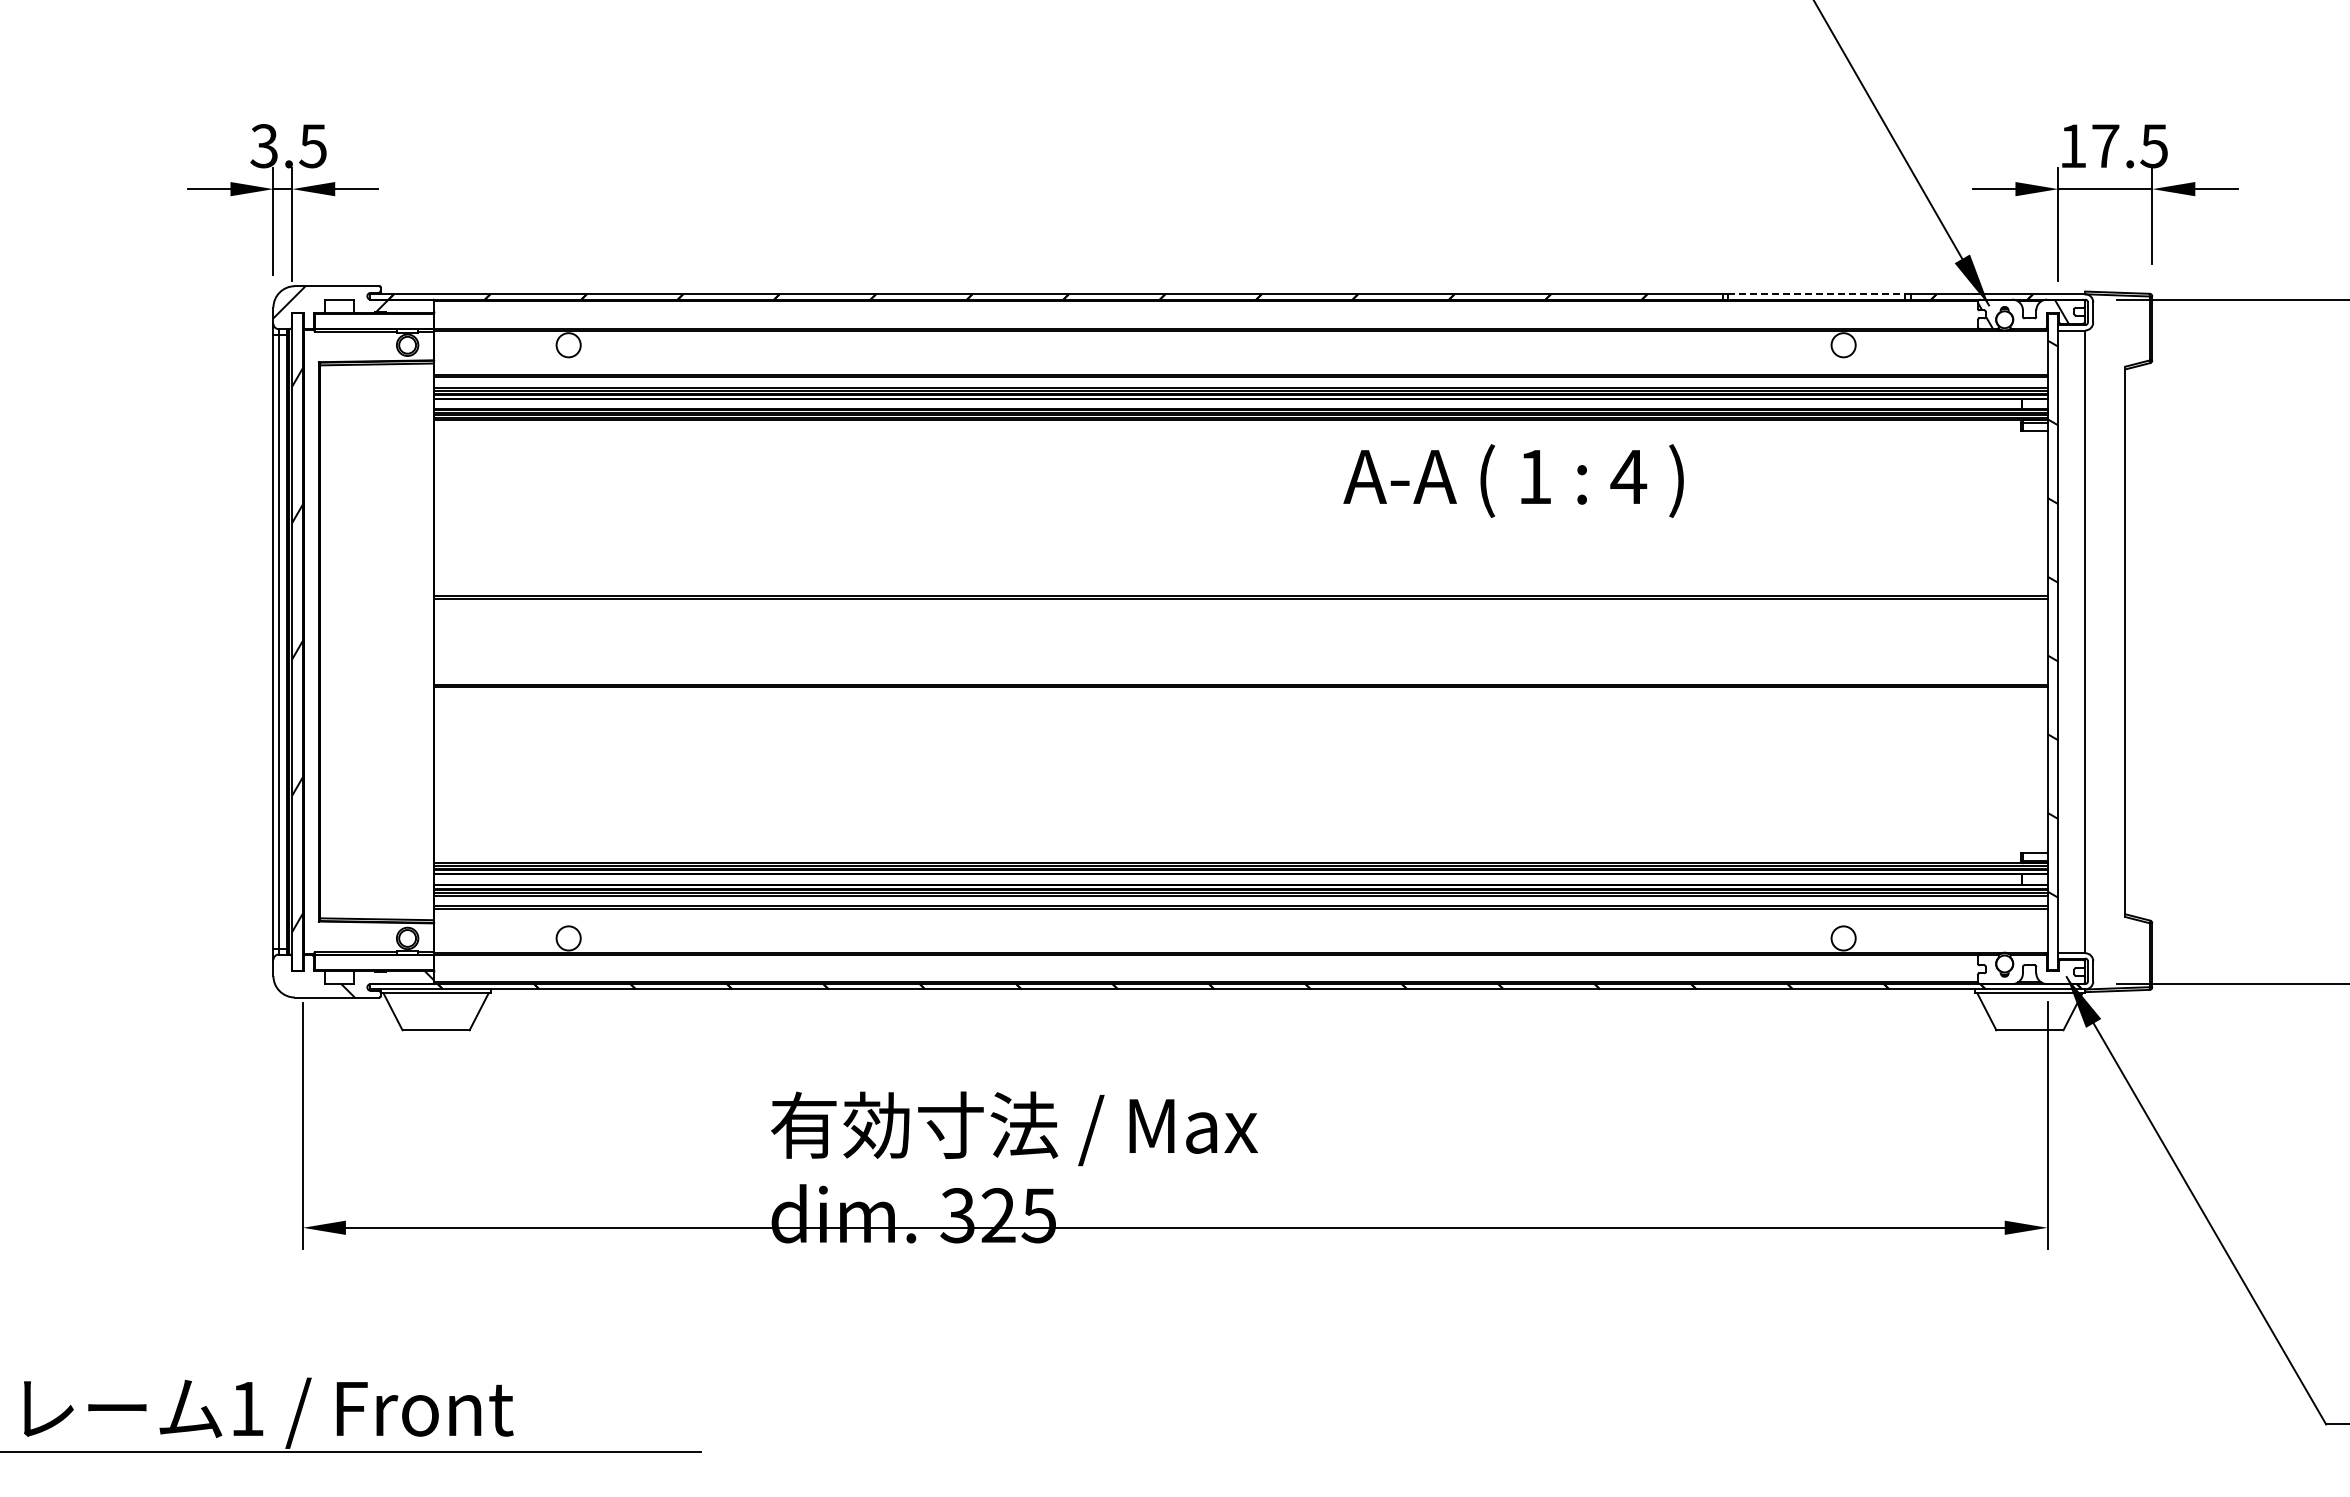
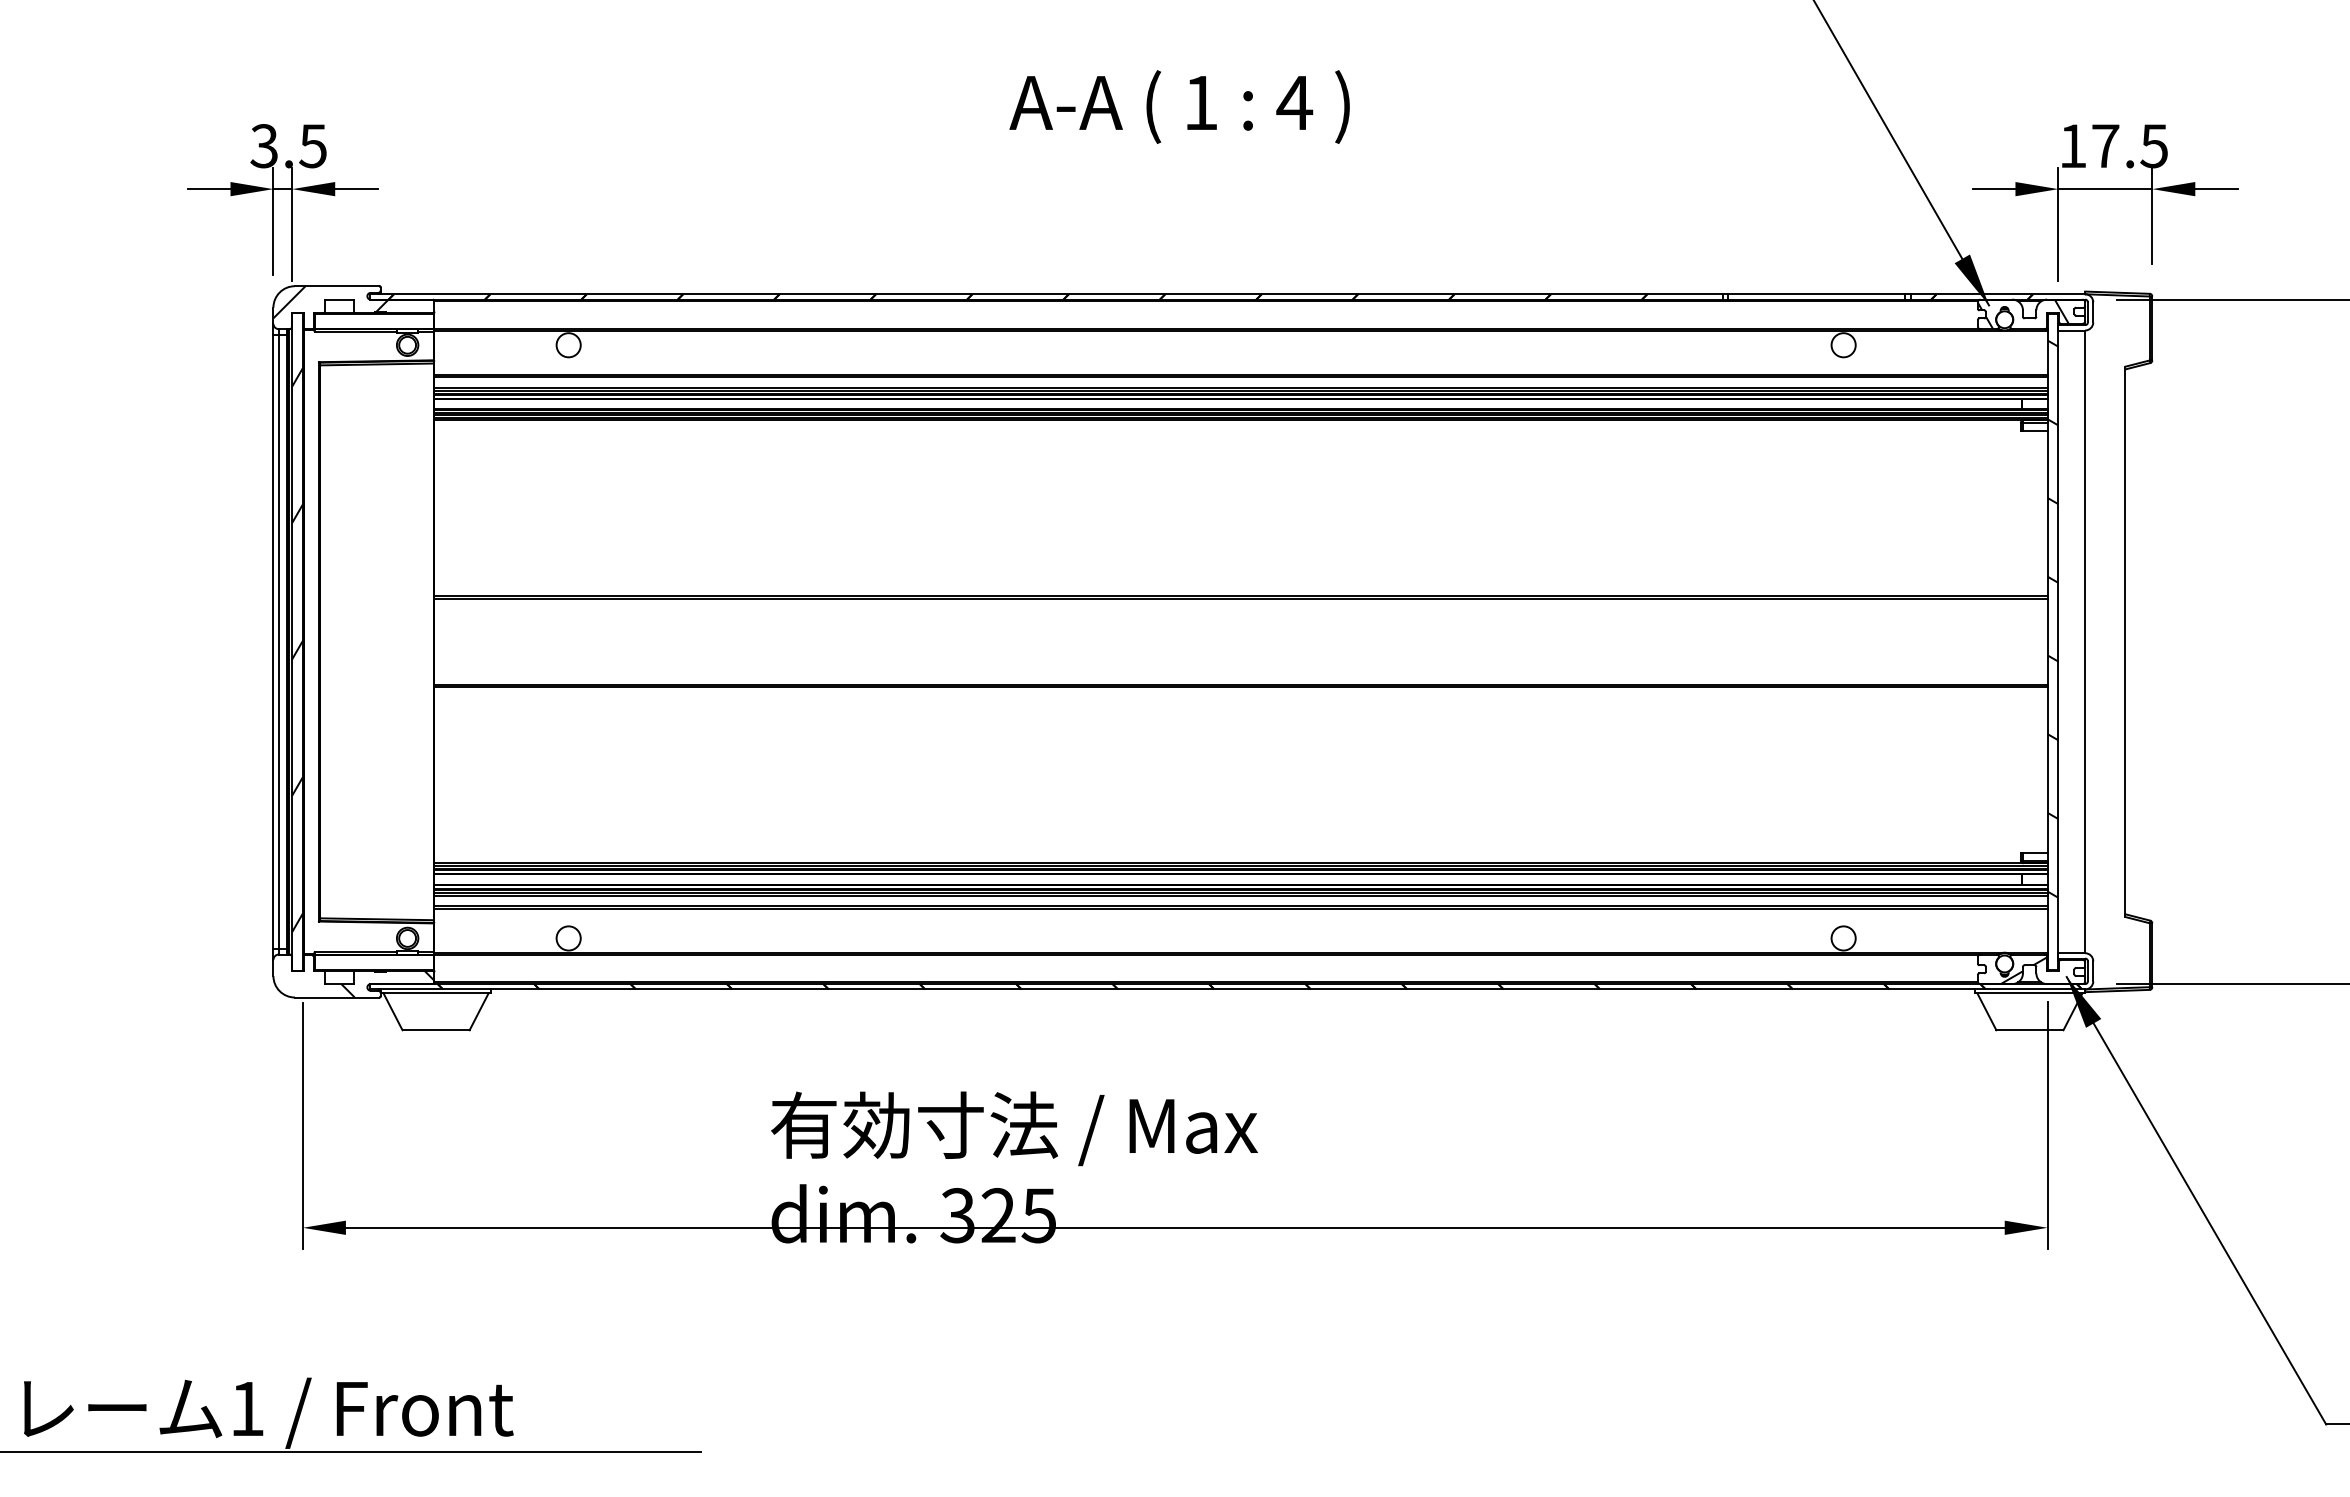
line: dashed -> solid (1816, 294)
text position: (1513, 480) -> (1179, 106) (1179, 106)
hatch: none -> present (2023, 970)
